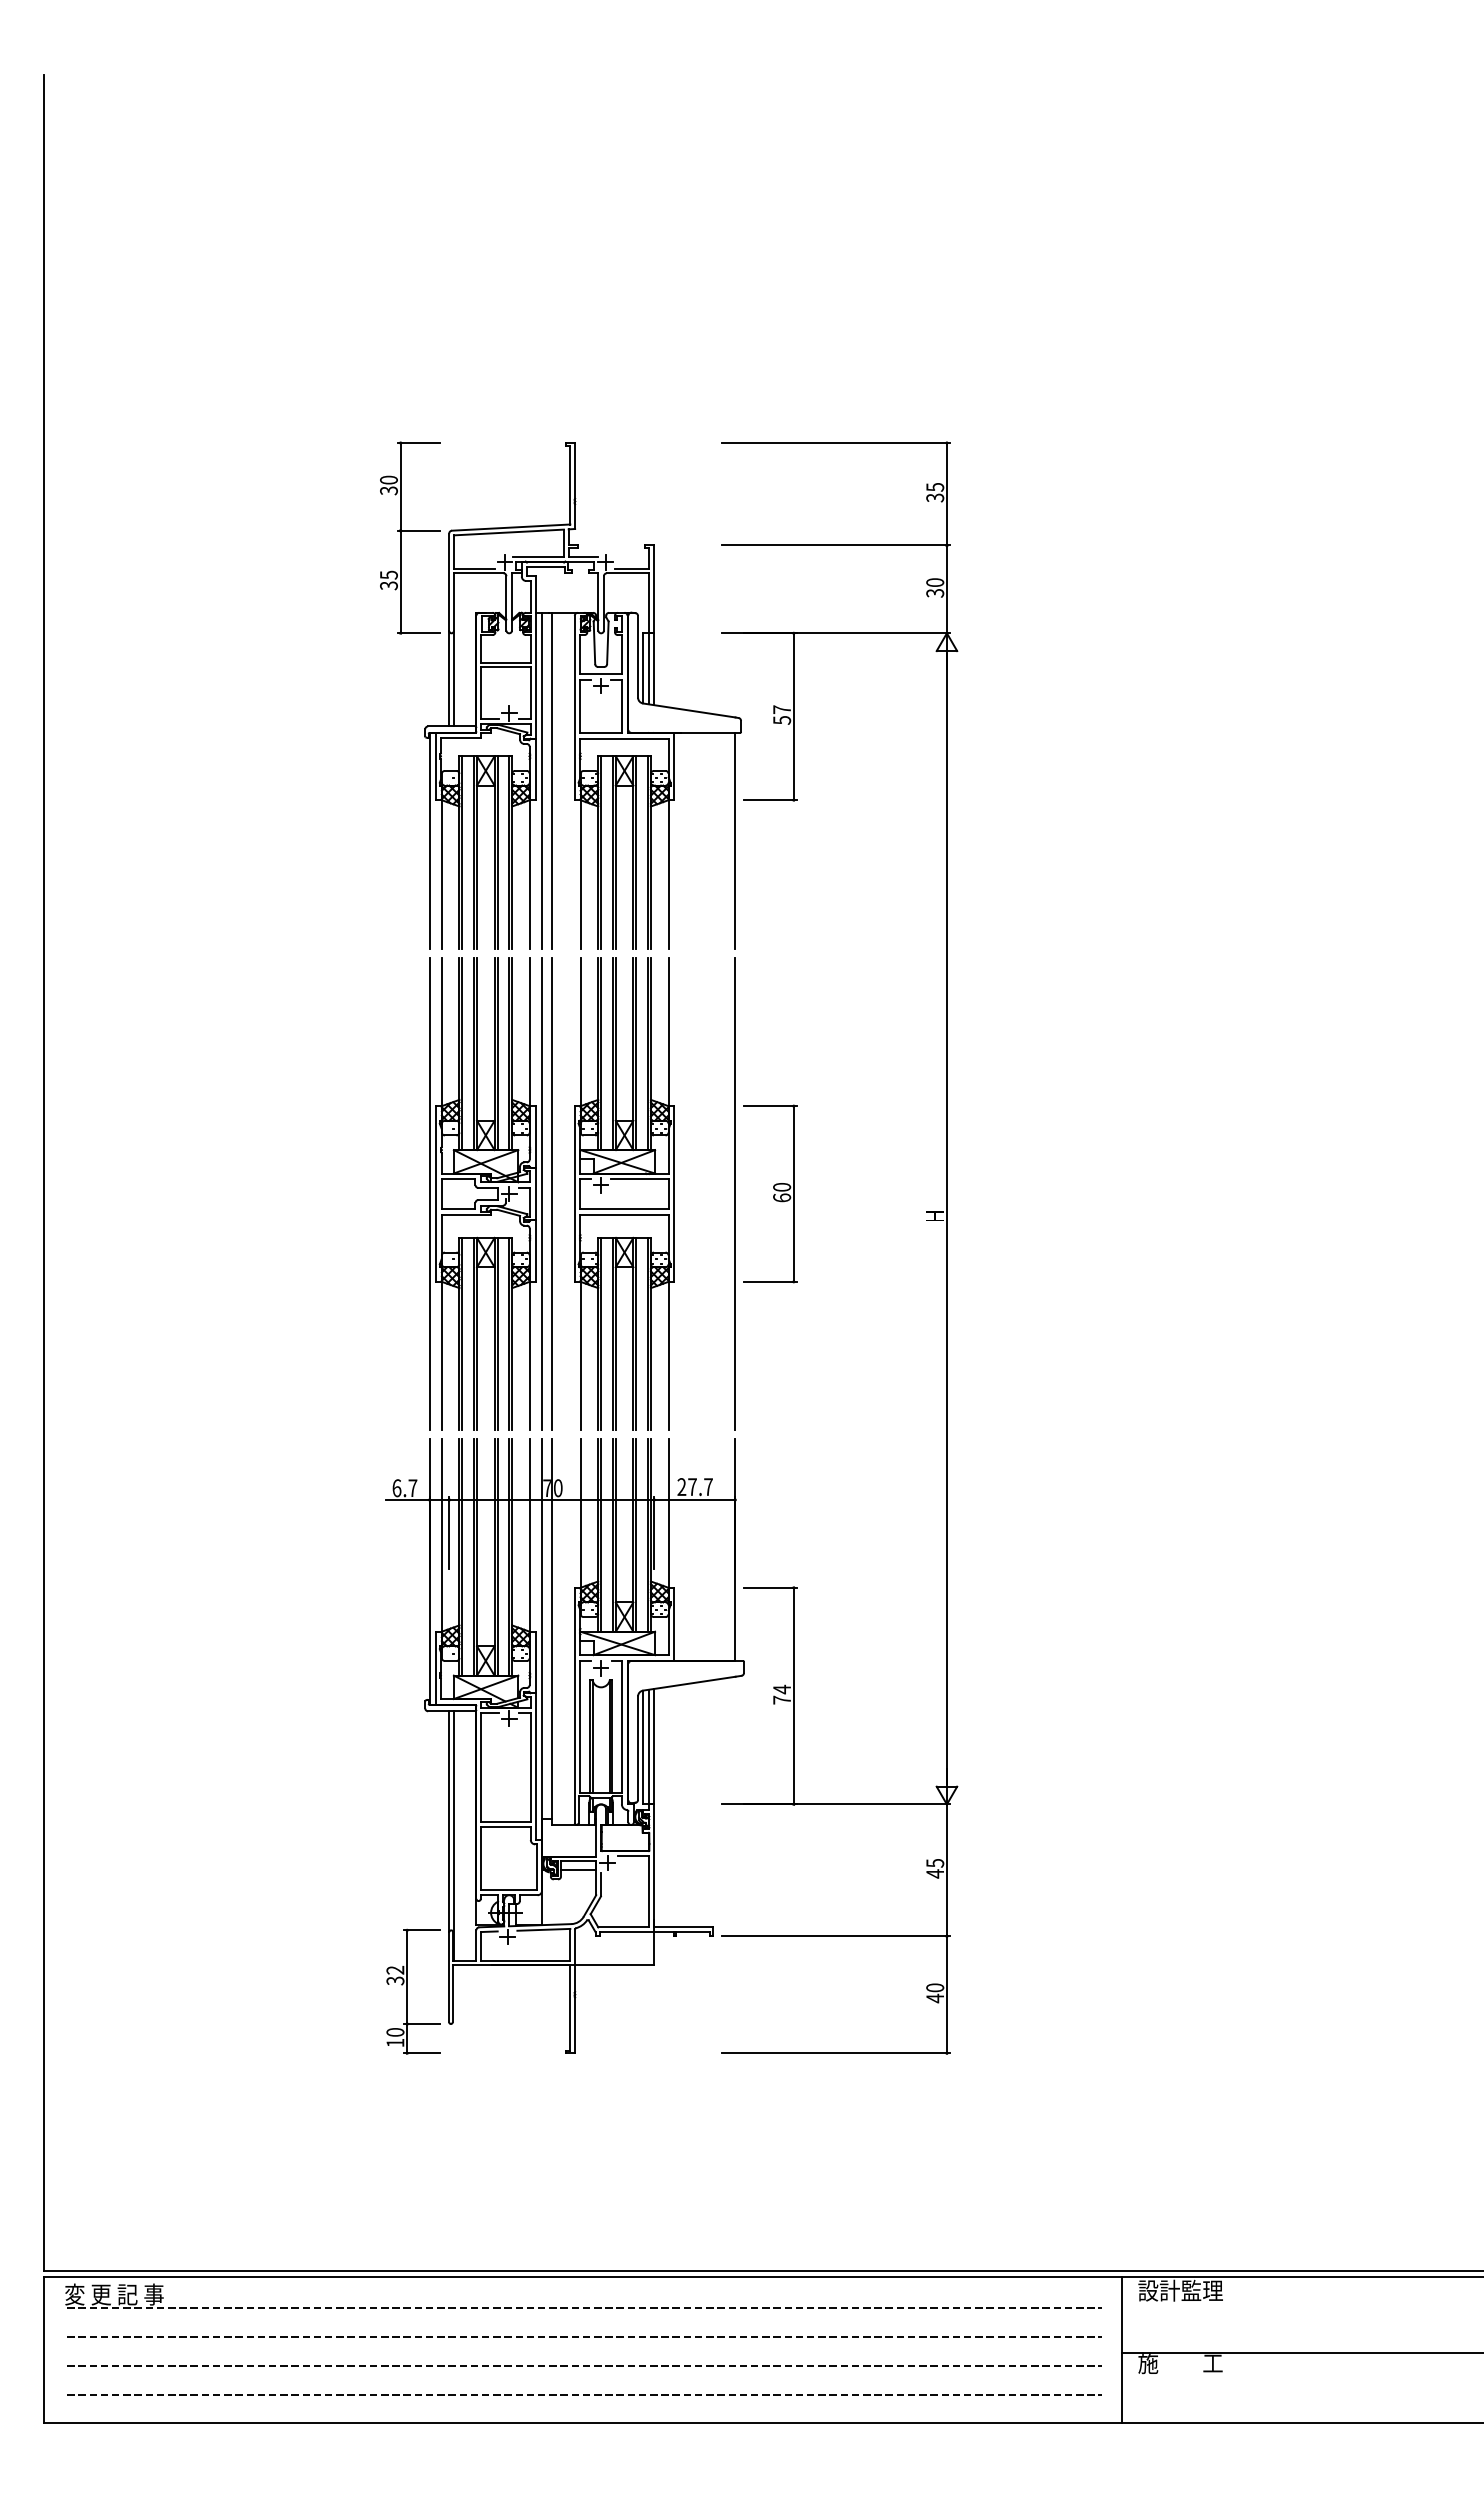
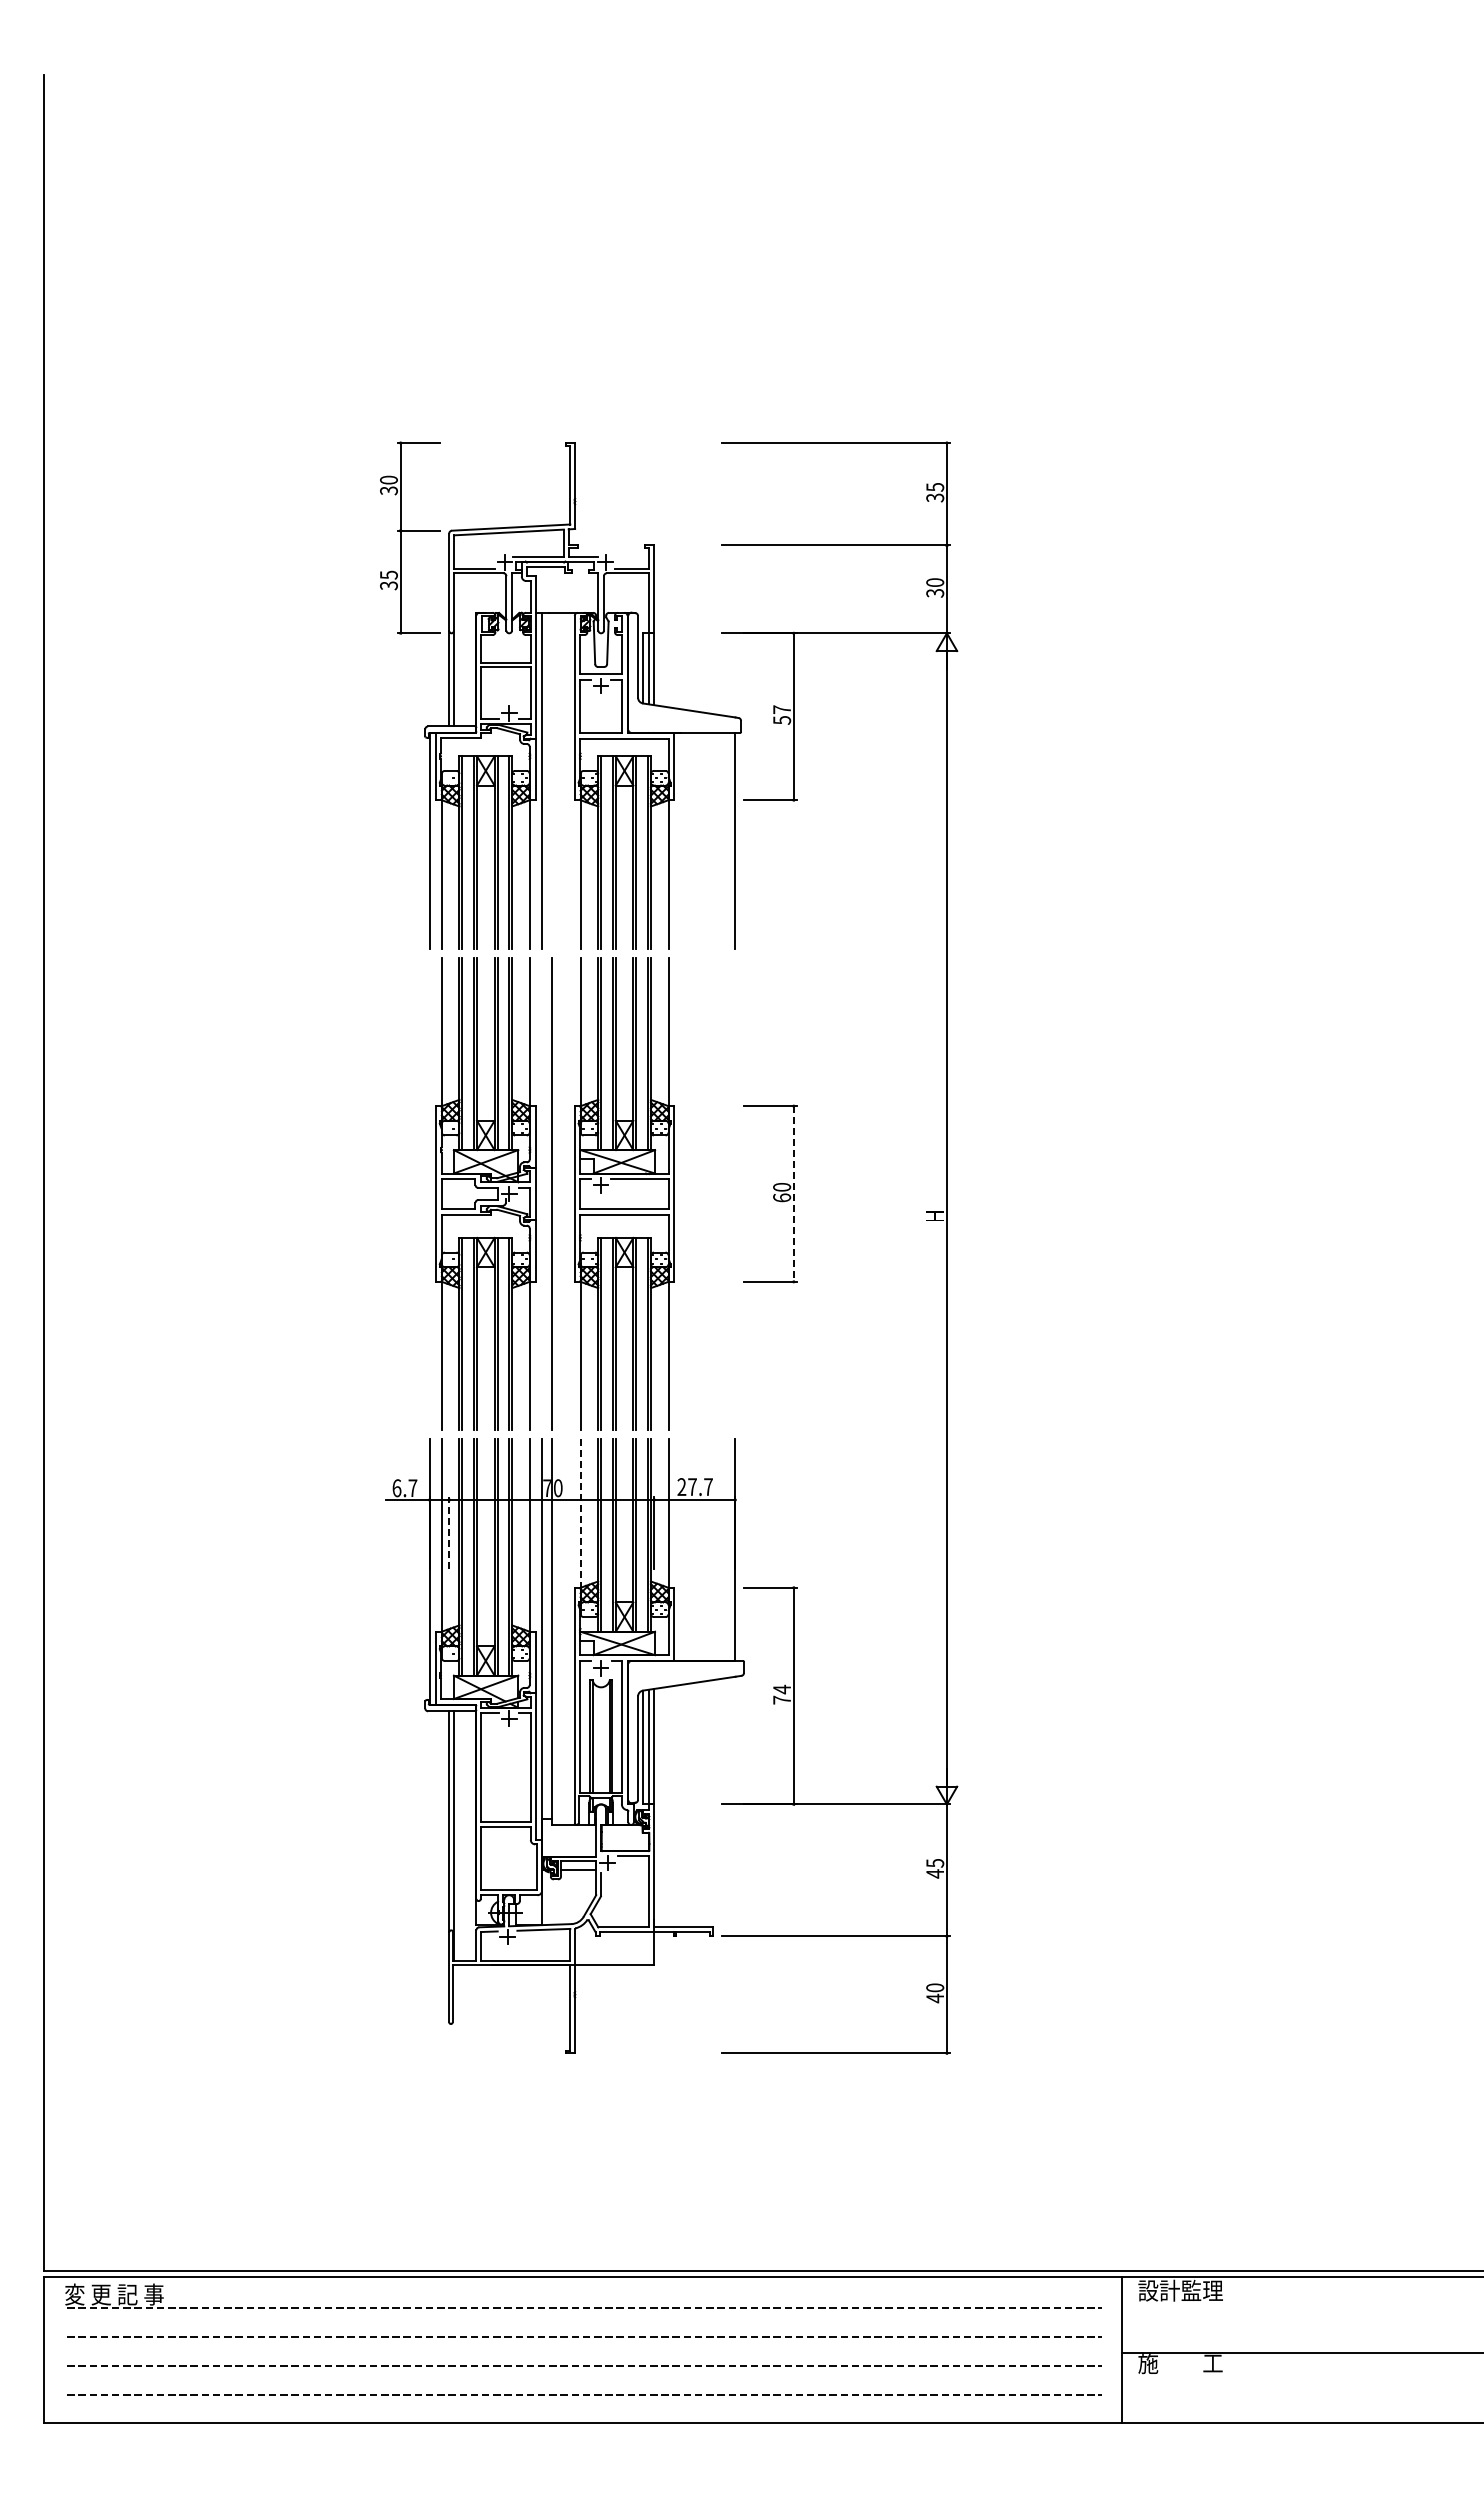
line: present -> none (552, 780)
line: present -> none (429, 1193)
line: present -> none (542, 1193)
line: present -> none (734, 1193)
line: solid -> dashed (793, 1194)
line: solid -> dashed (580, 1514)
line: solid -> dashed (449, 1532)
part: present -> none (413, 1991)
